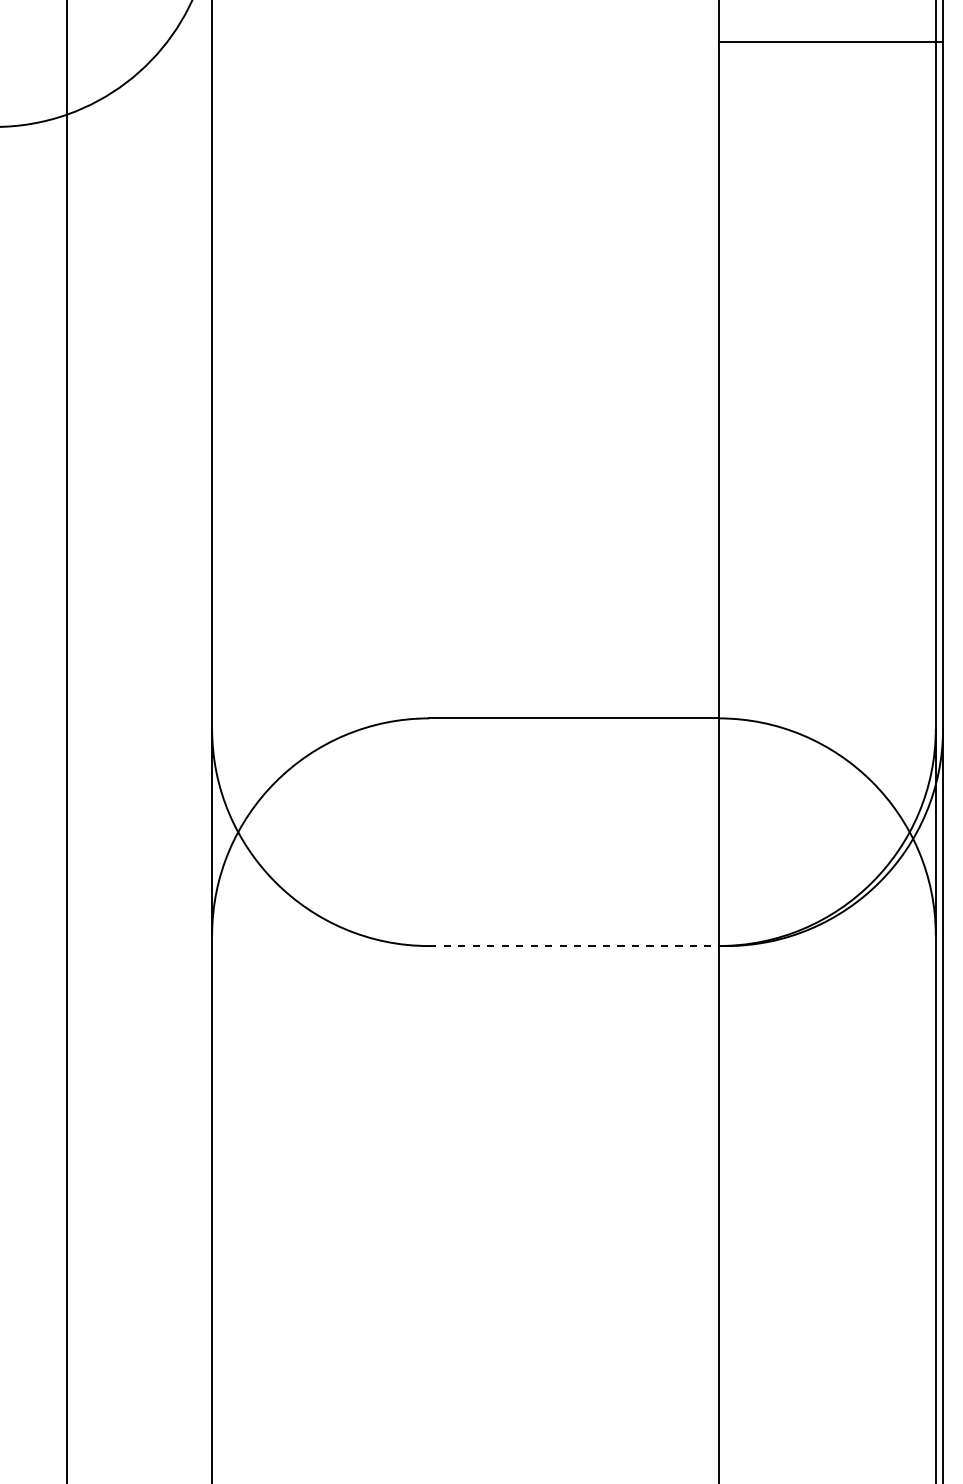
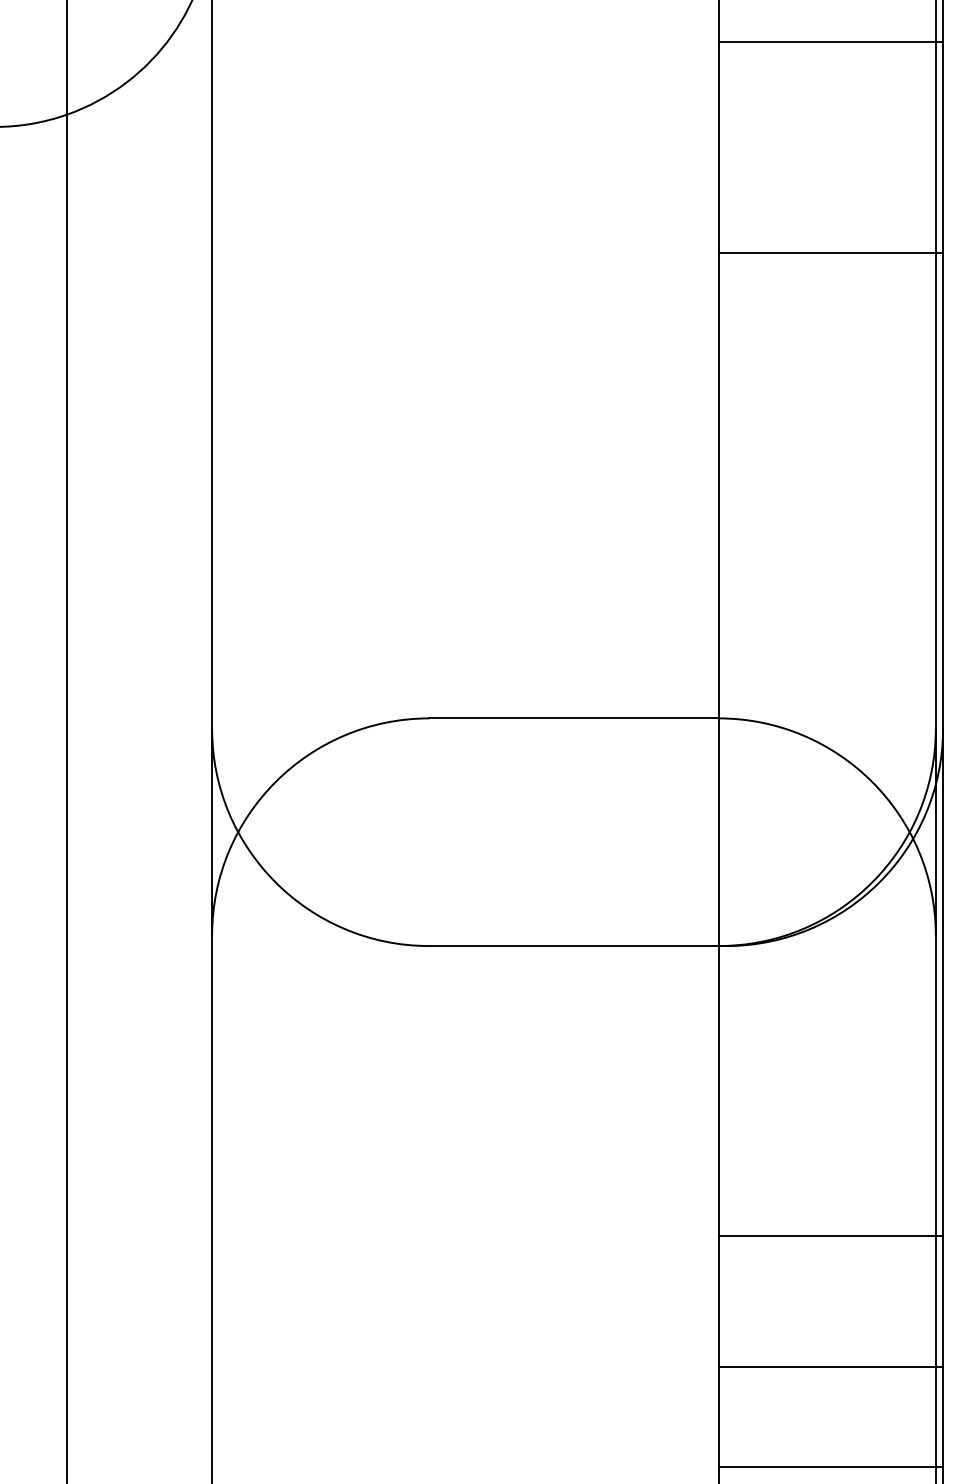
line: none -> present (830, 253)
line: dashed -> solid (573, 946)
line: none -> present (830, 1235)
line: none -> present (830, 1366)
line: none -> present (830, 1467)
